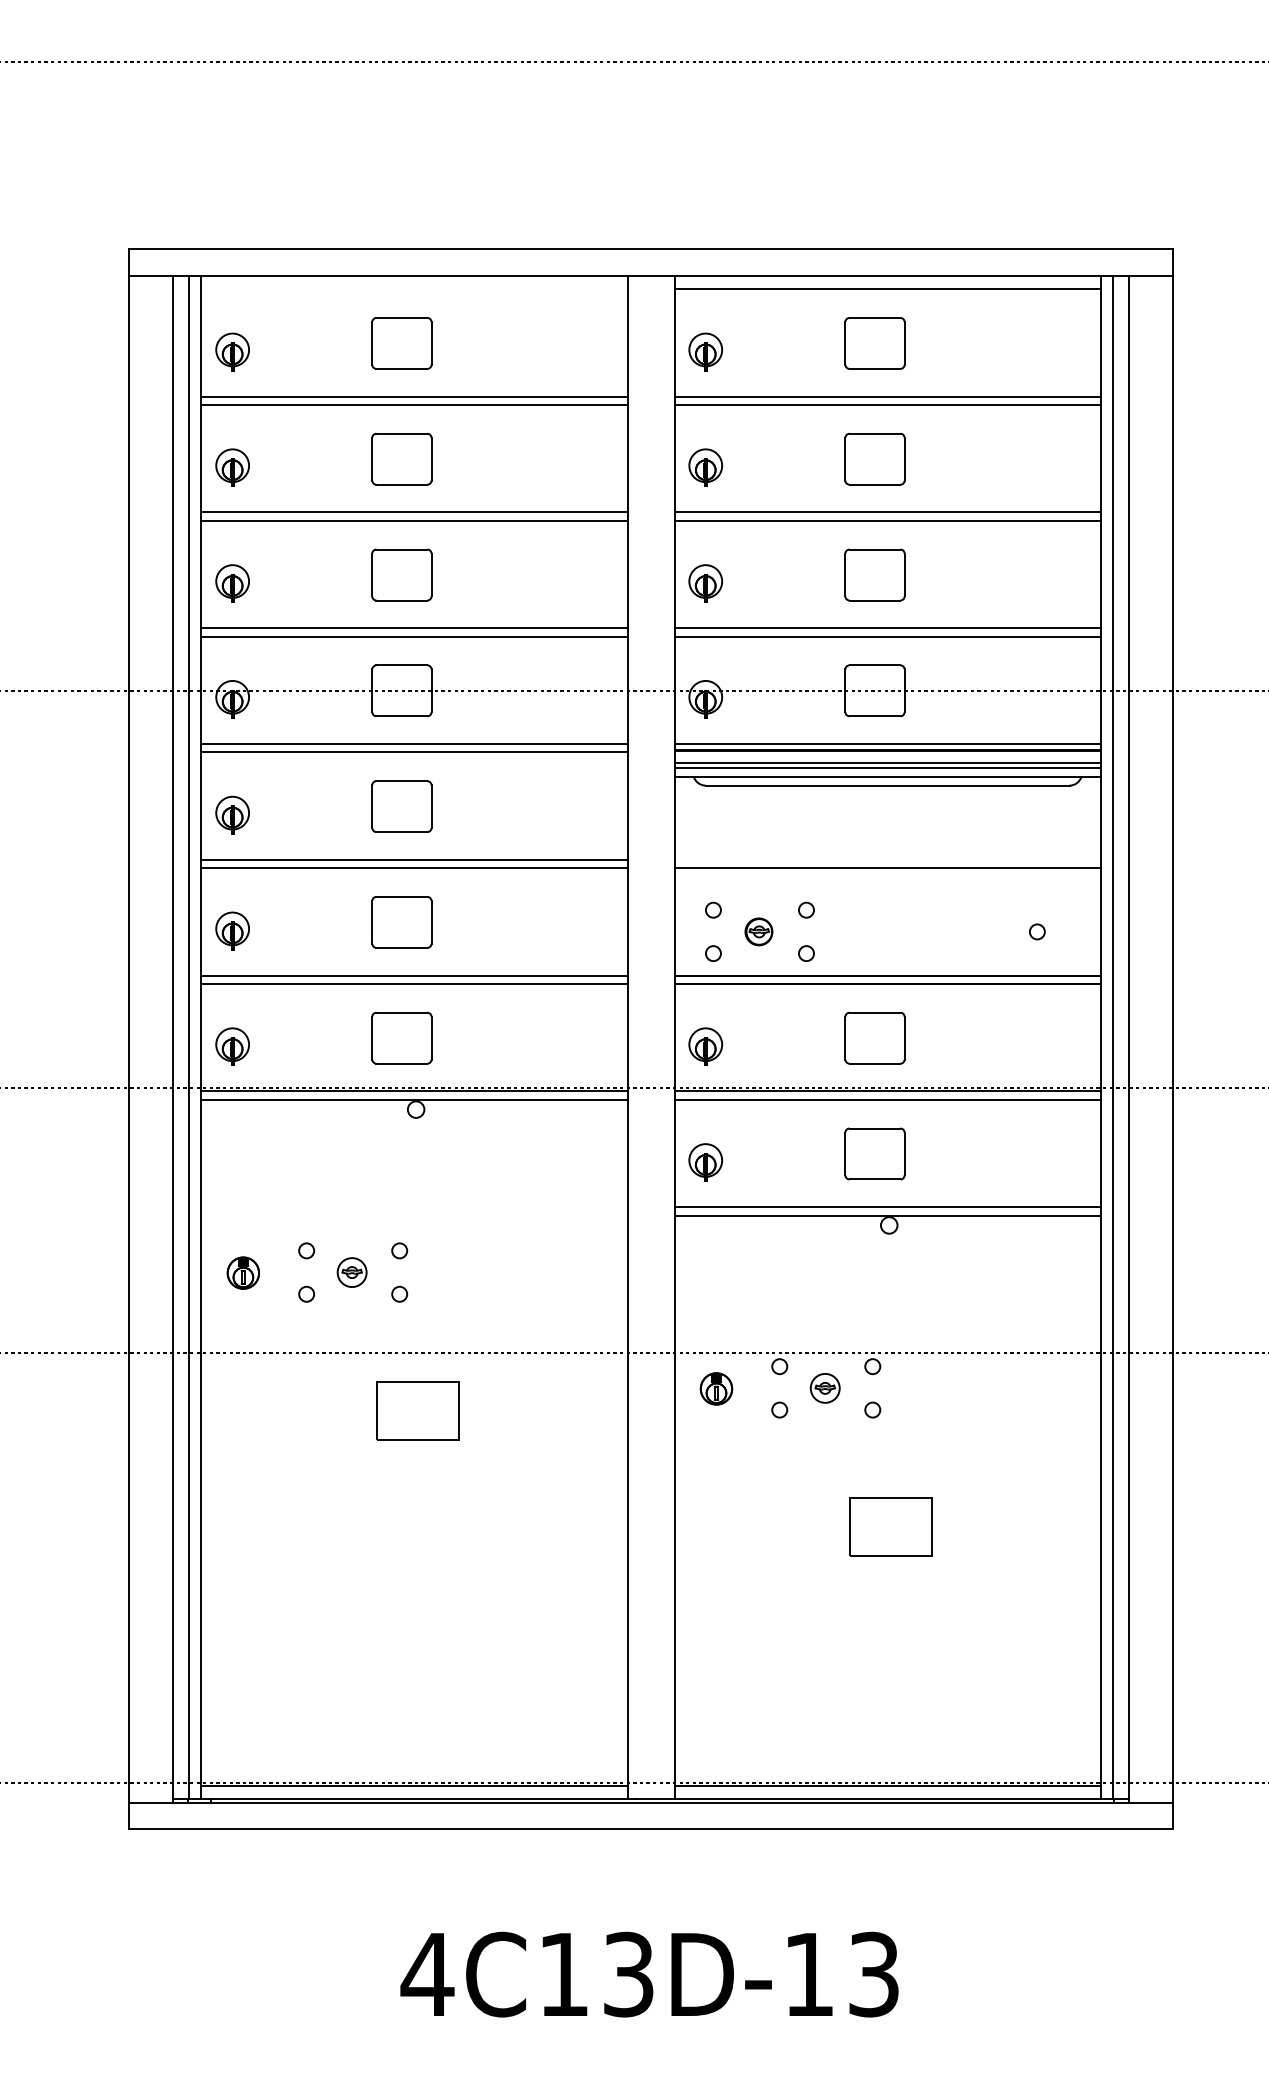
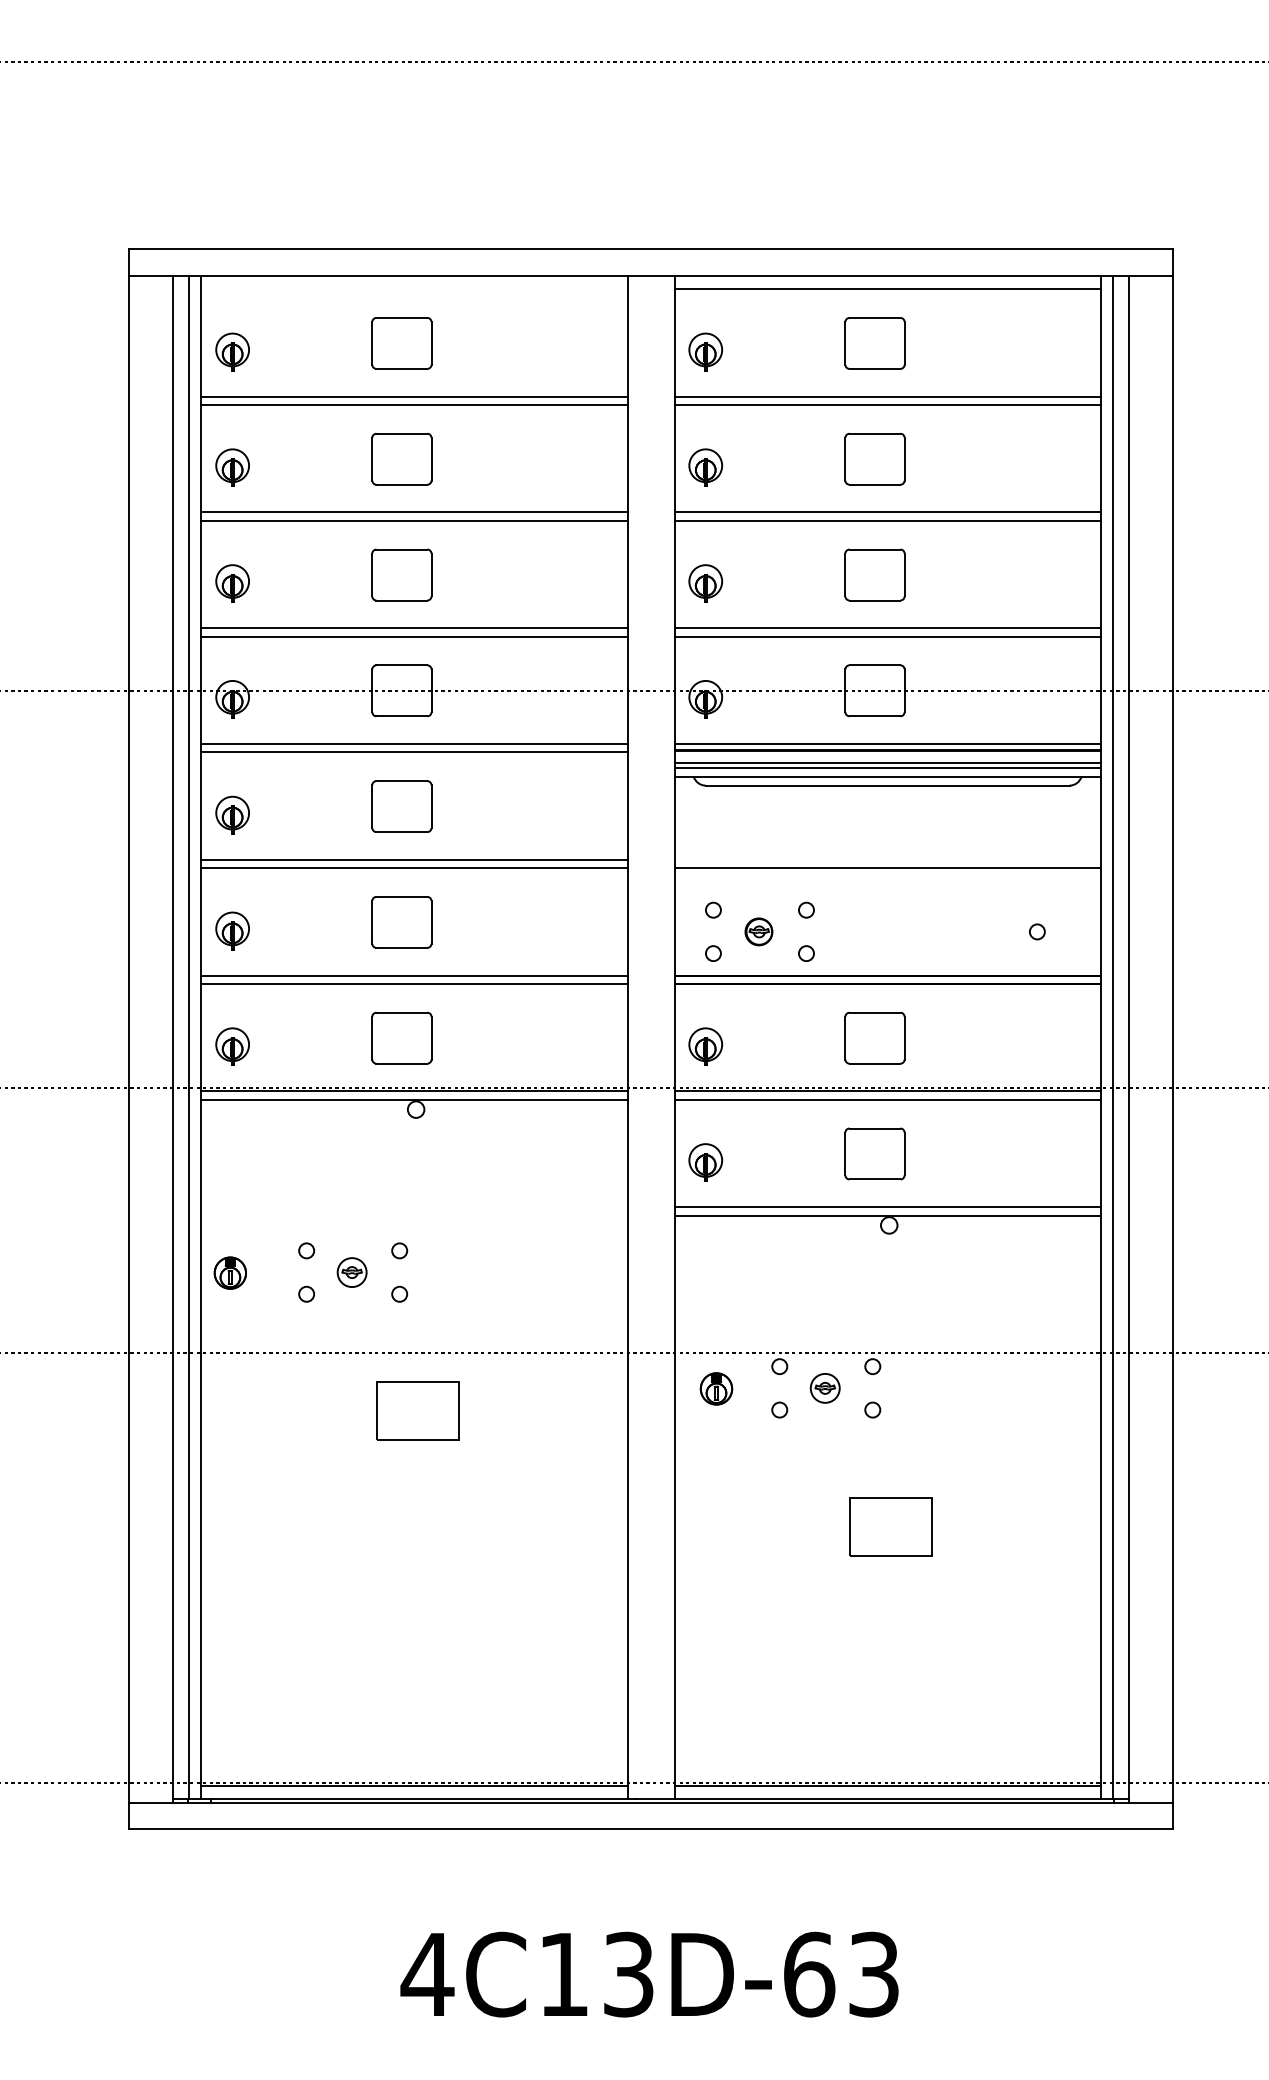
part position: (242, 1272) -> (229, 1272) (229, 1272)
text: 4C13D-13 -> 4C13D-63 (809, 1974)
